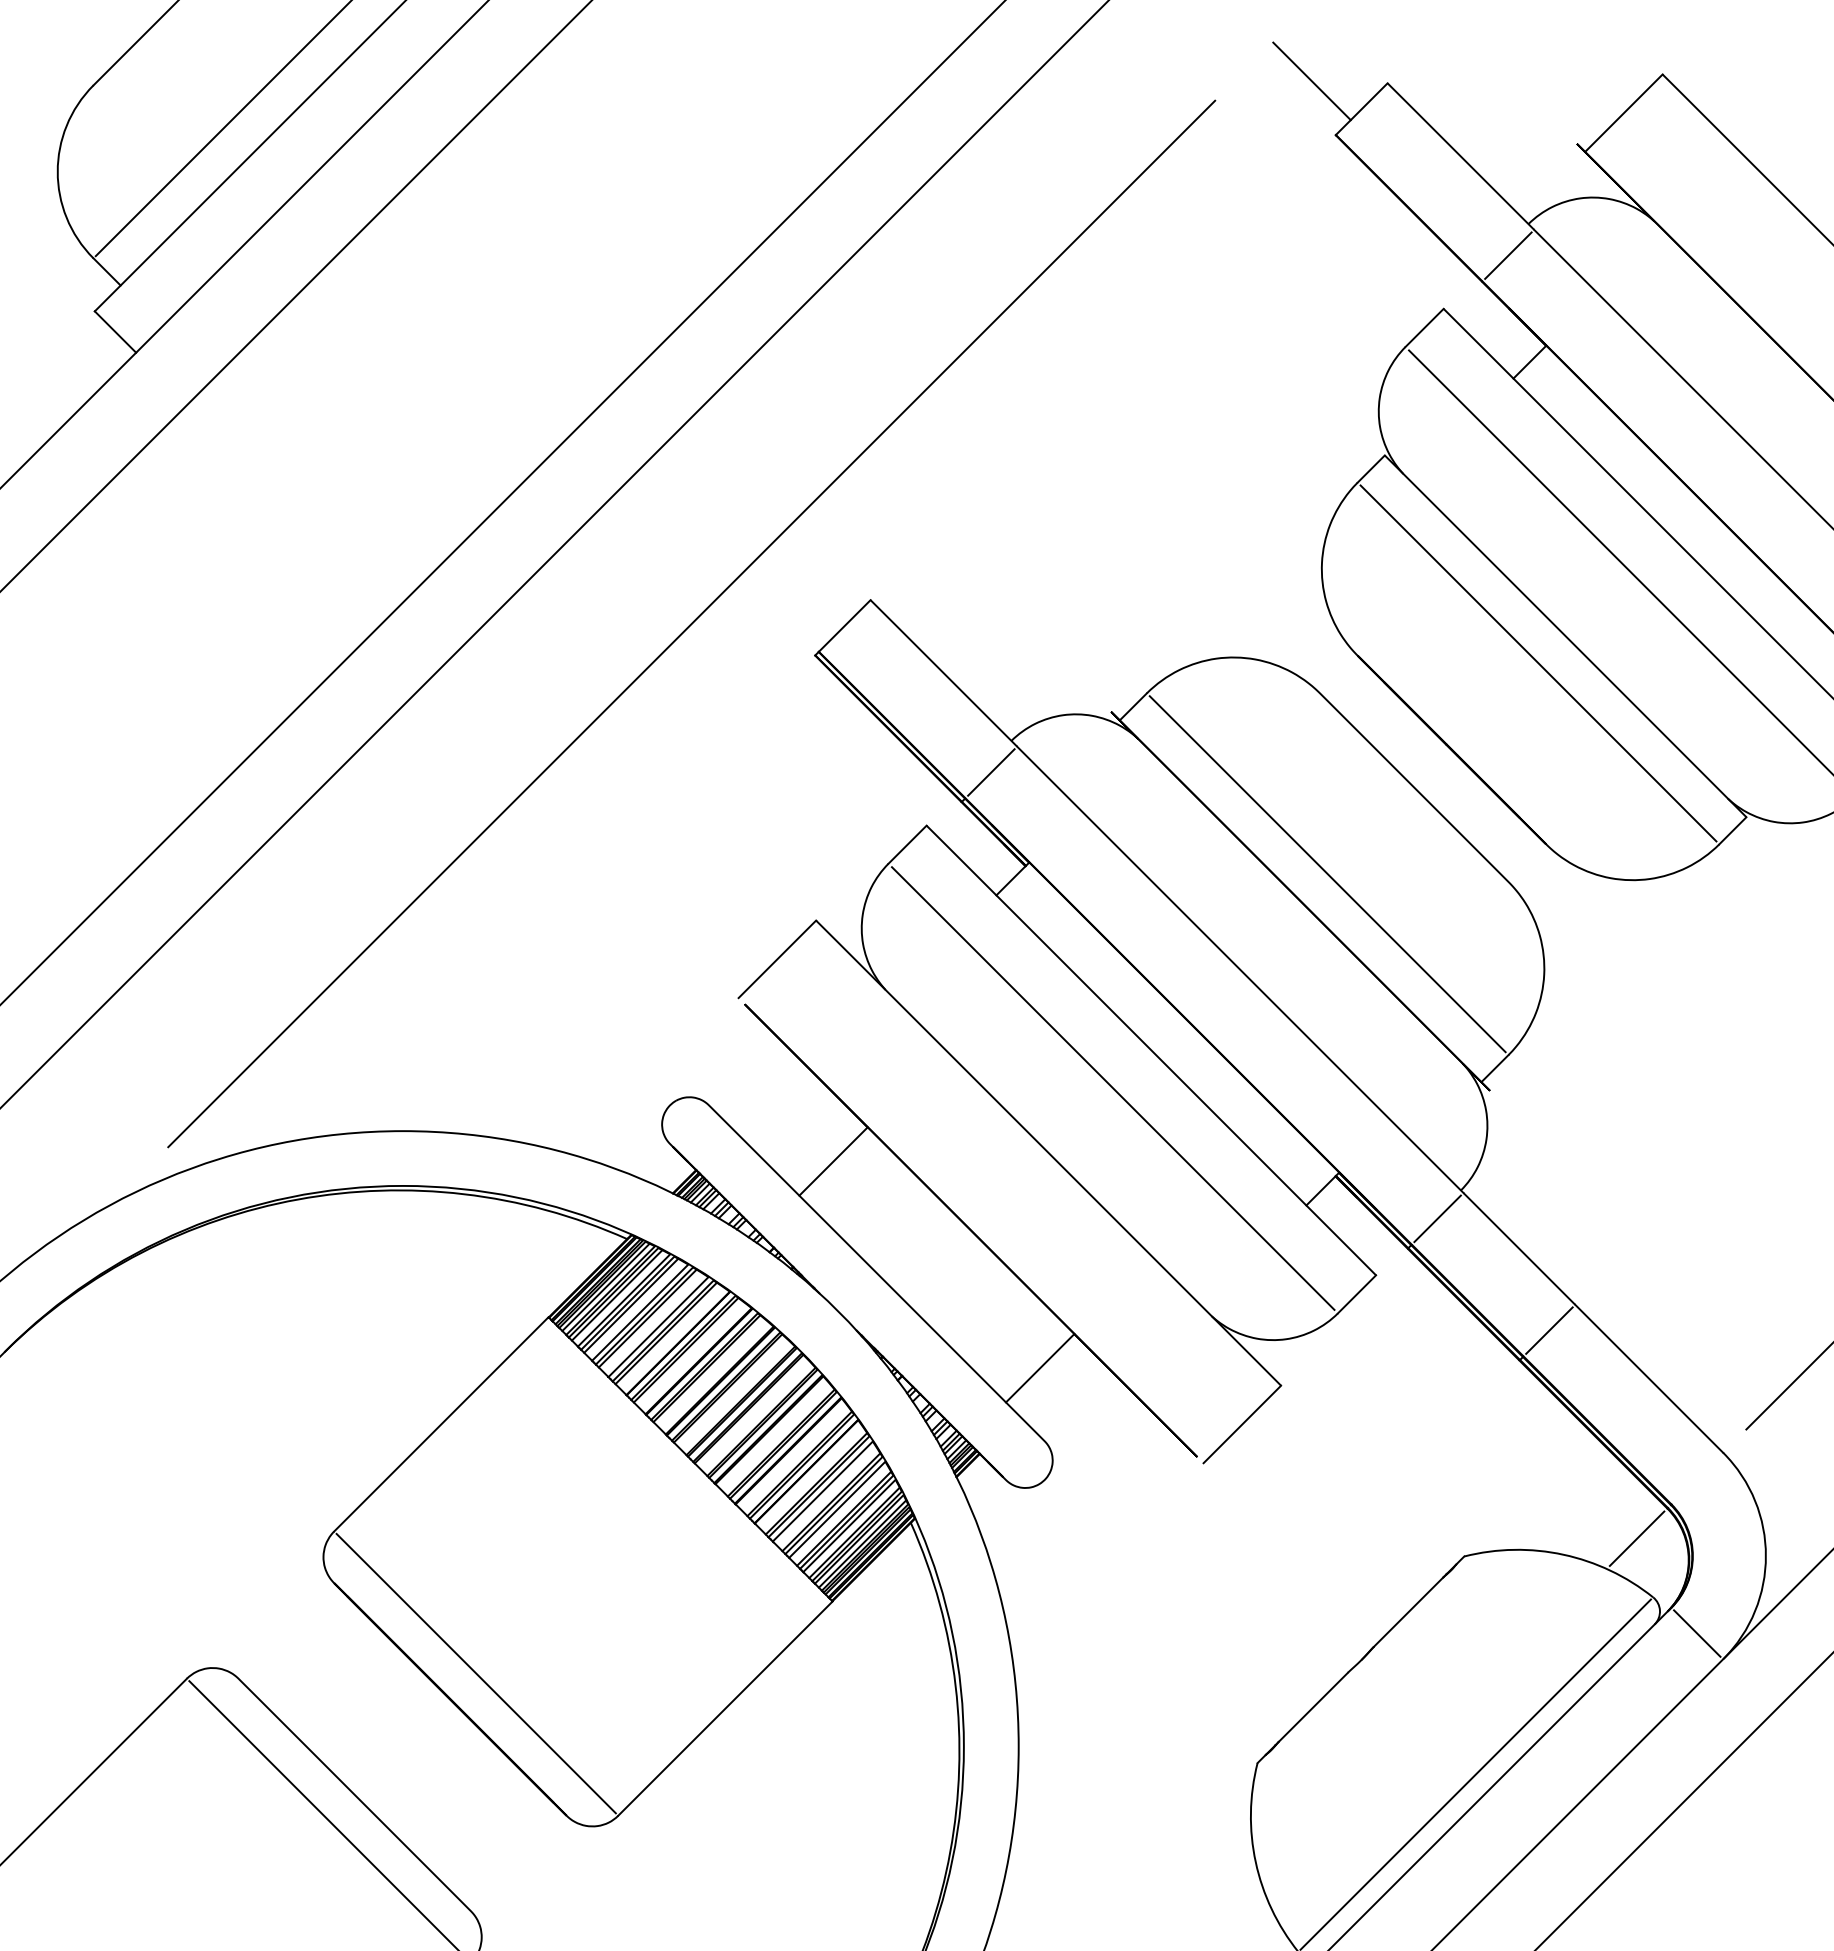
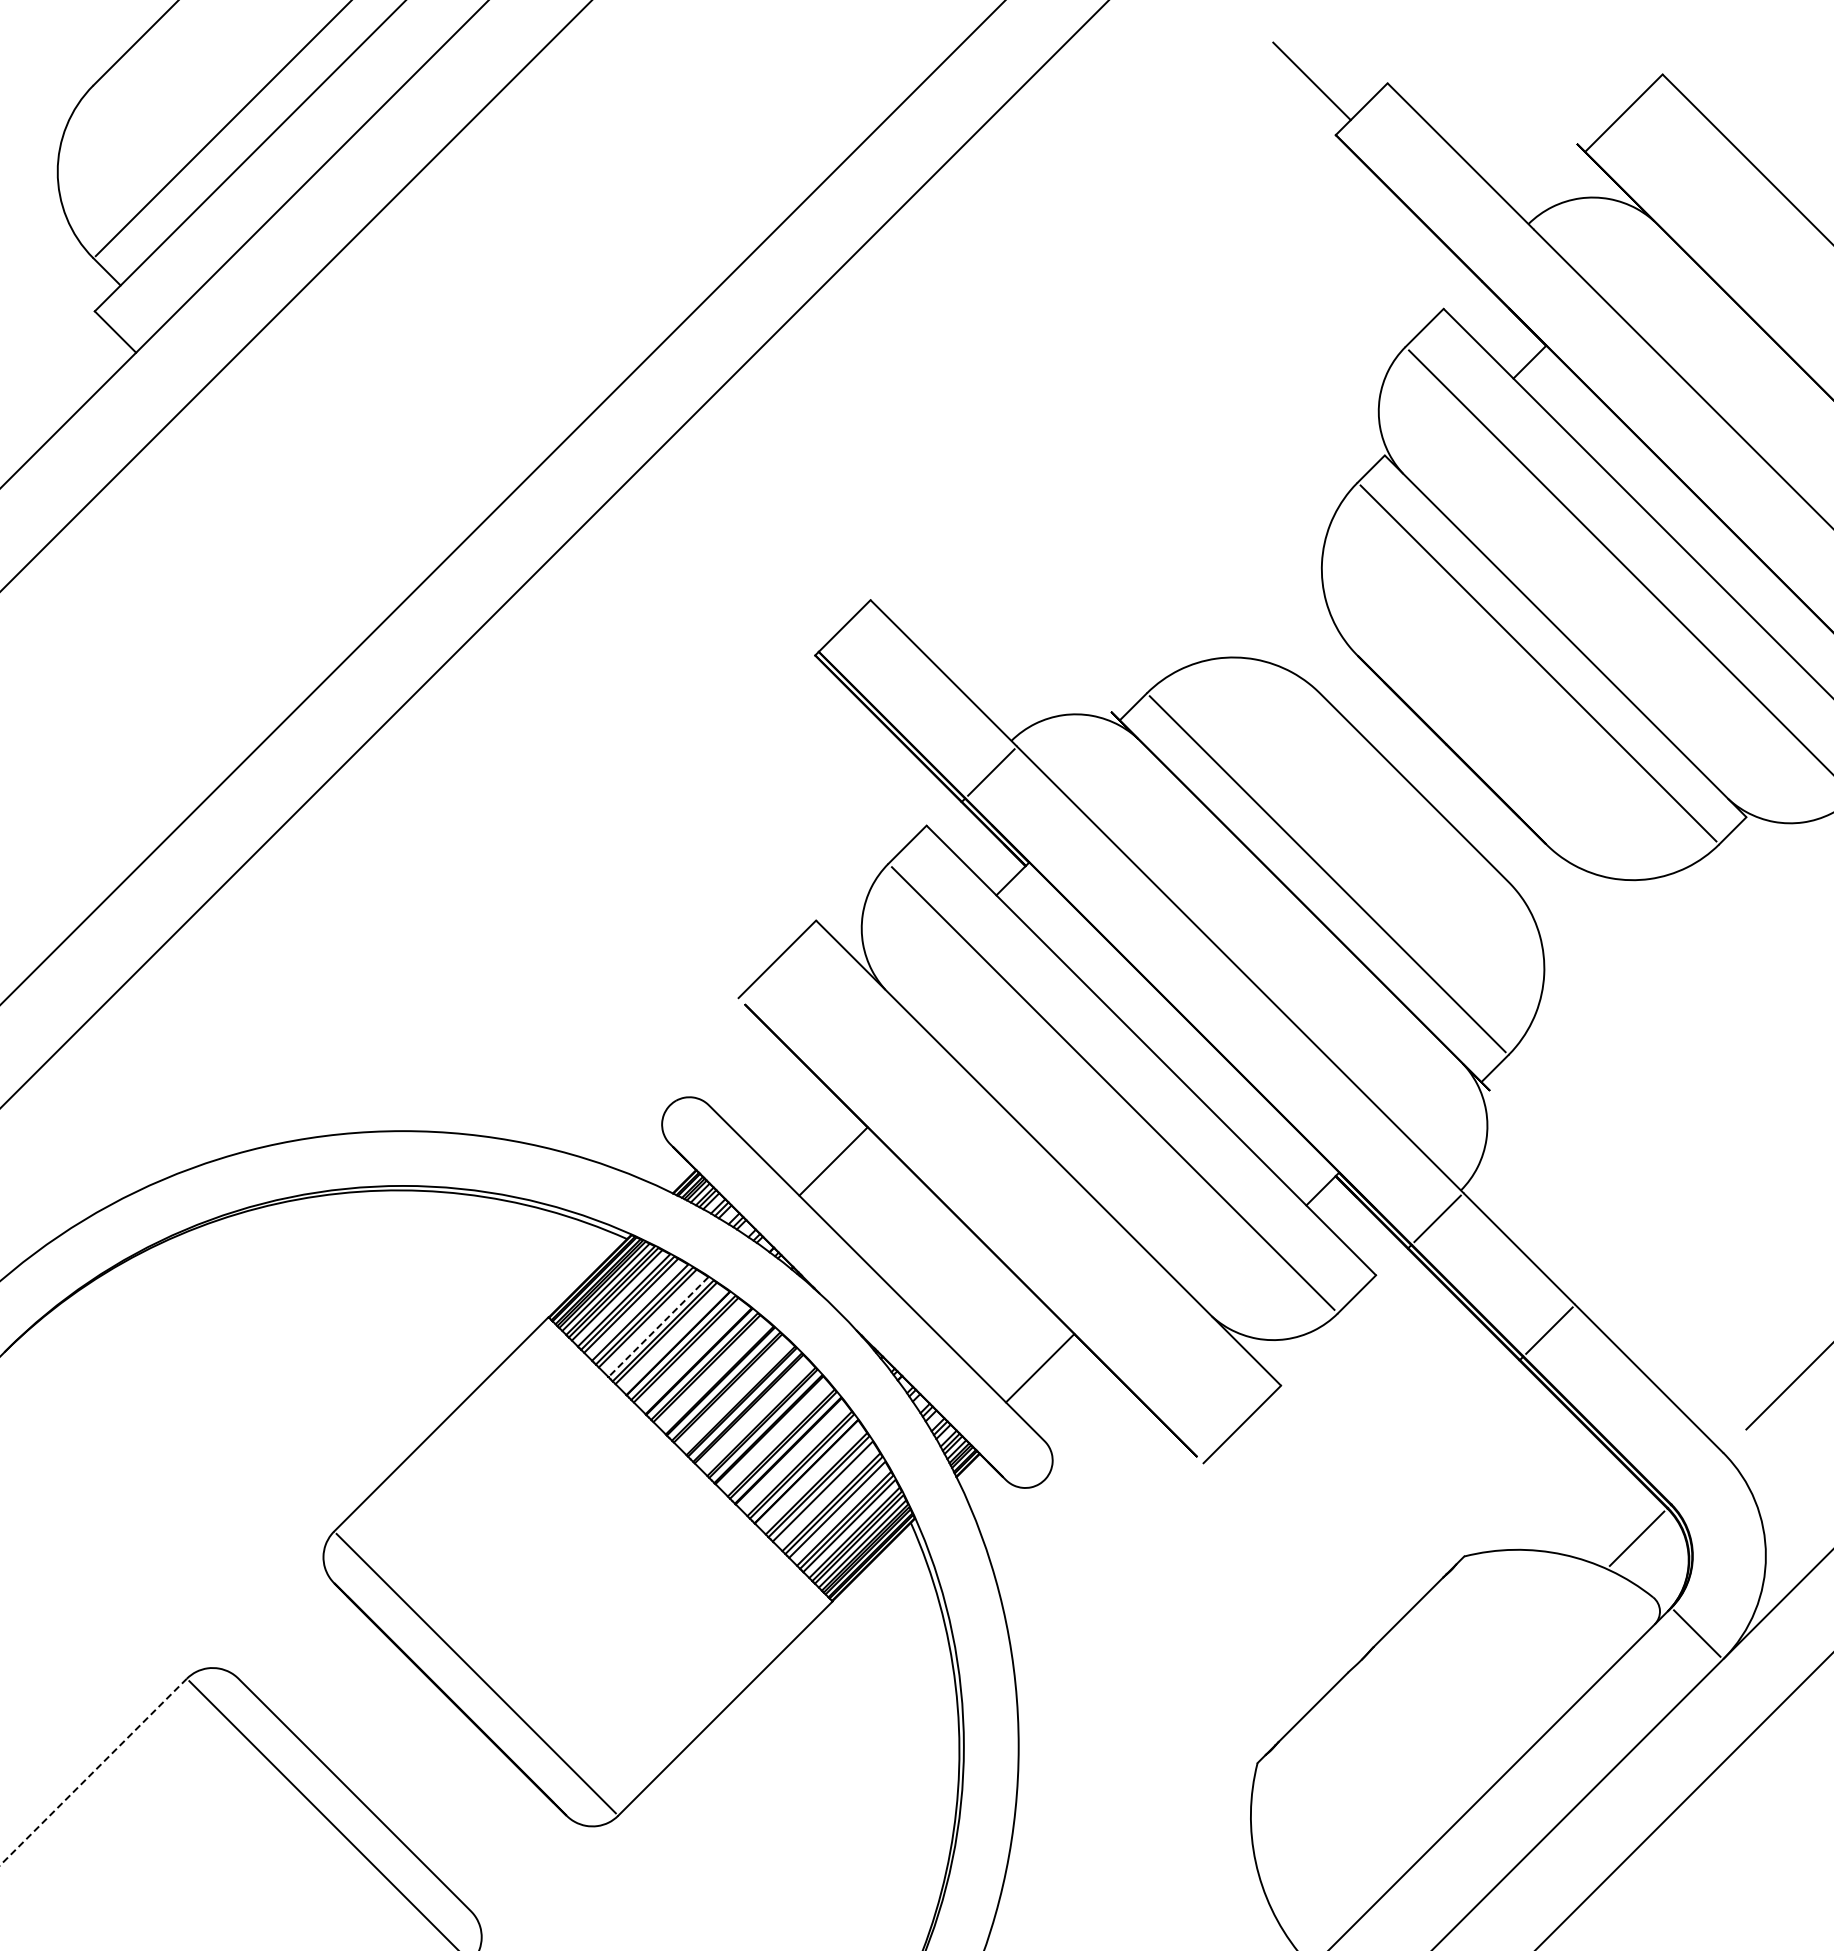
line: present -> none (1508, 255)
line: present -> none (691, 623)
line: solid -> dashed (658, 1327)
line: solid -> dashed (93, 1772)
line: present -> none (1476, 1773)
